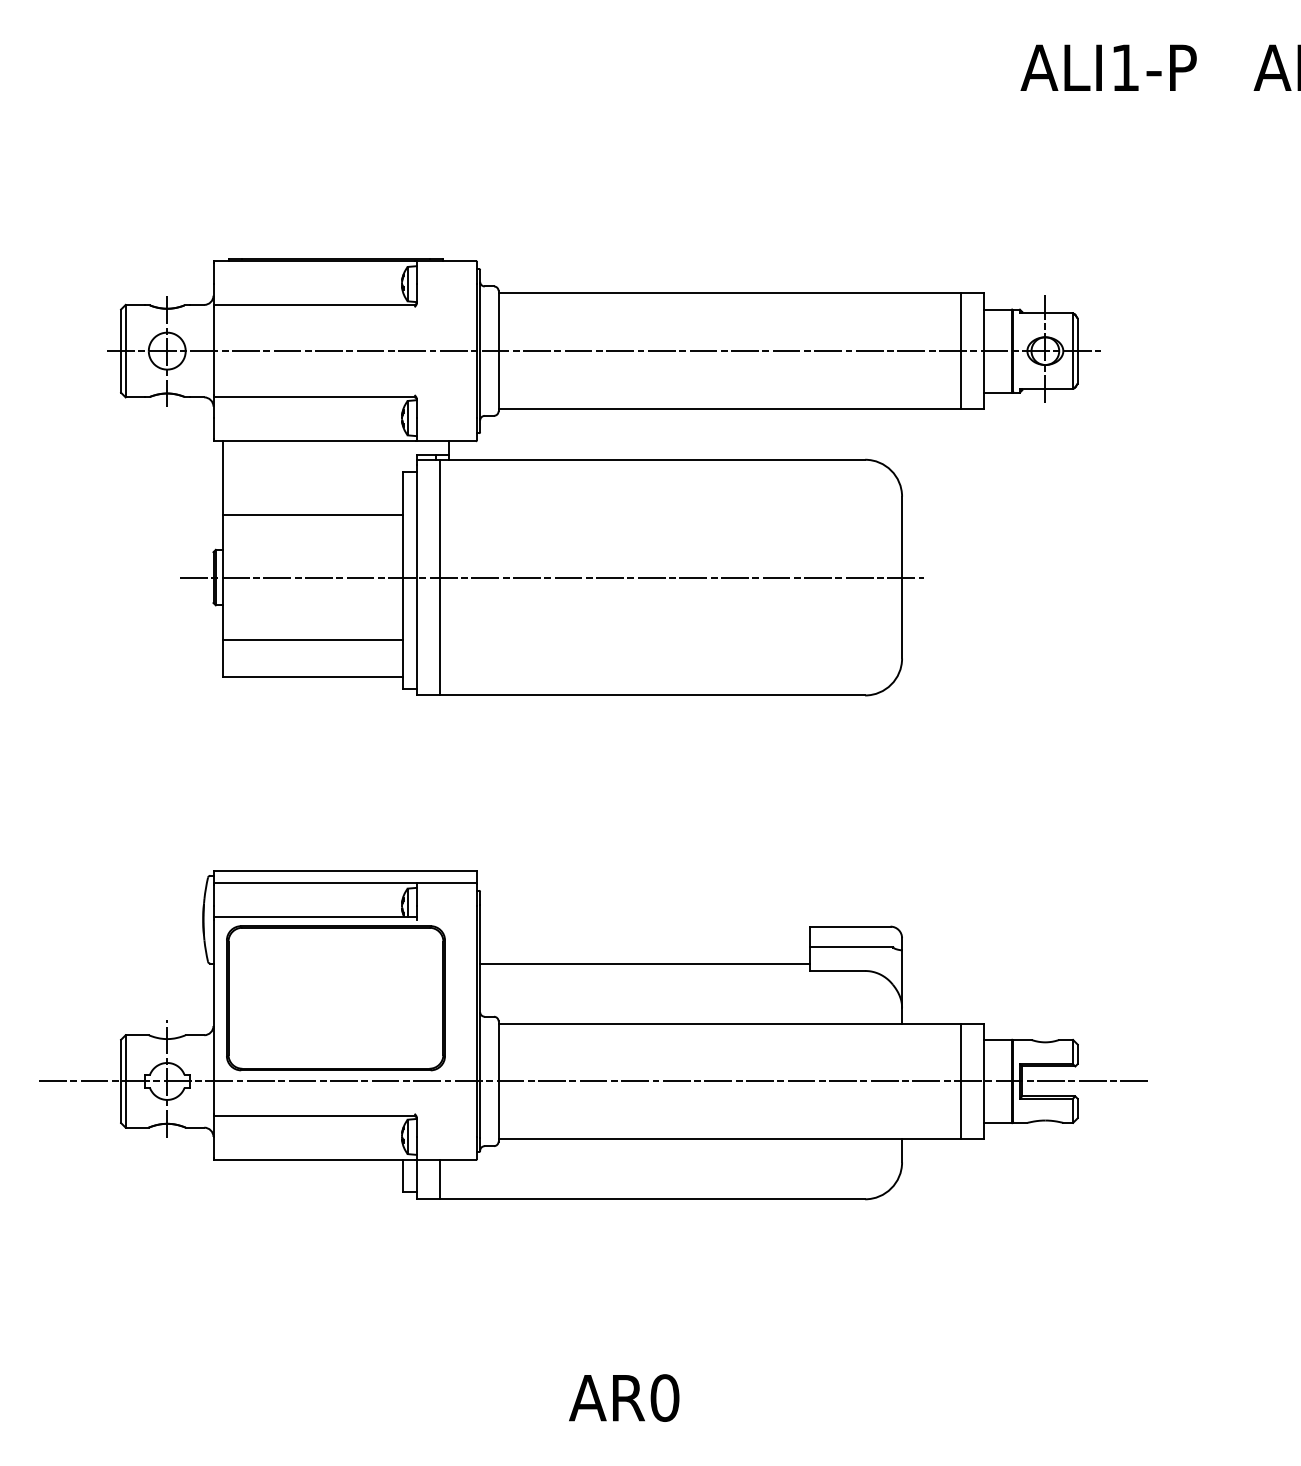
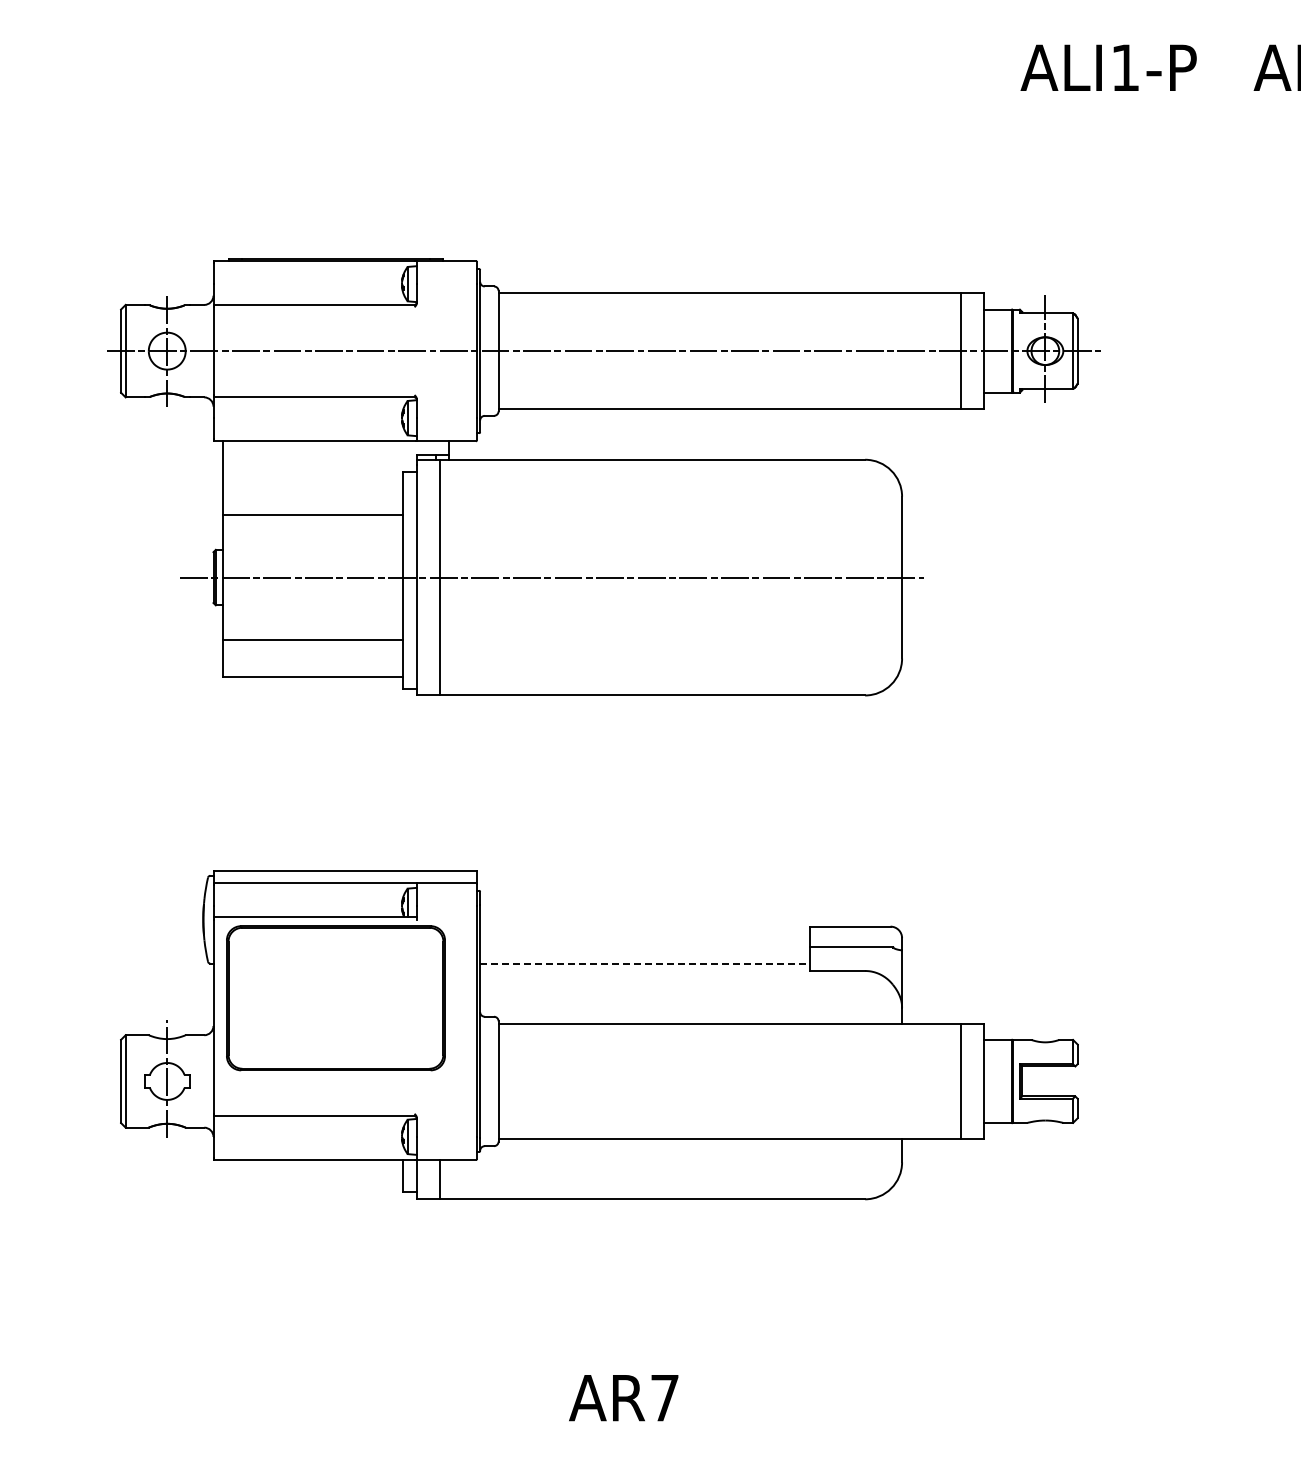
line: solid -> dashed (644, 963)
line: present -> none (594, 1081)
text: AR0 -> AR7 (664, 1397)
